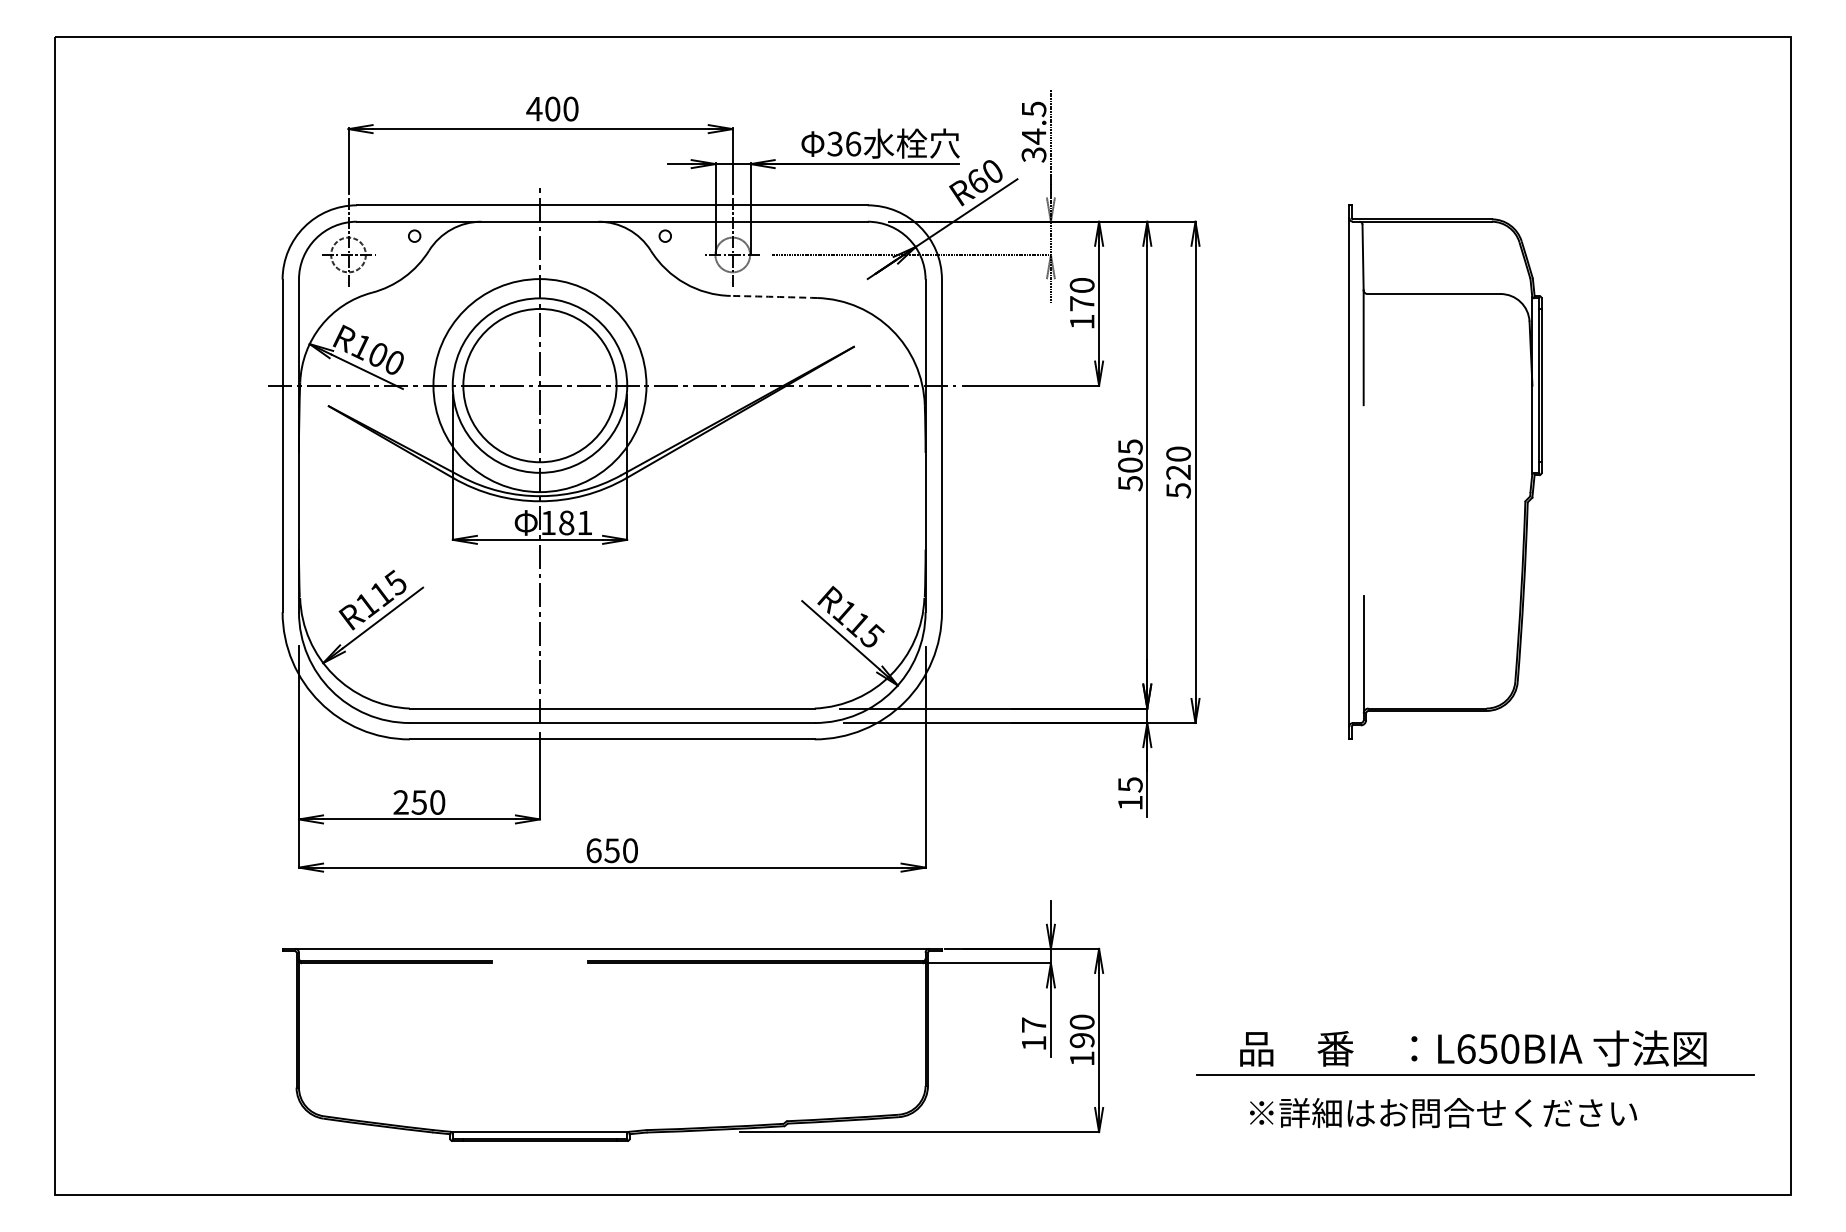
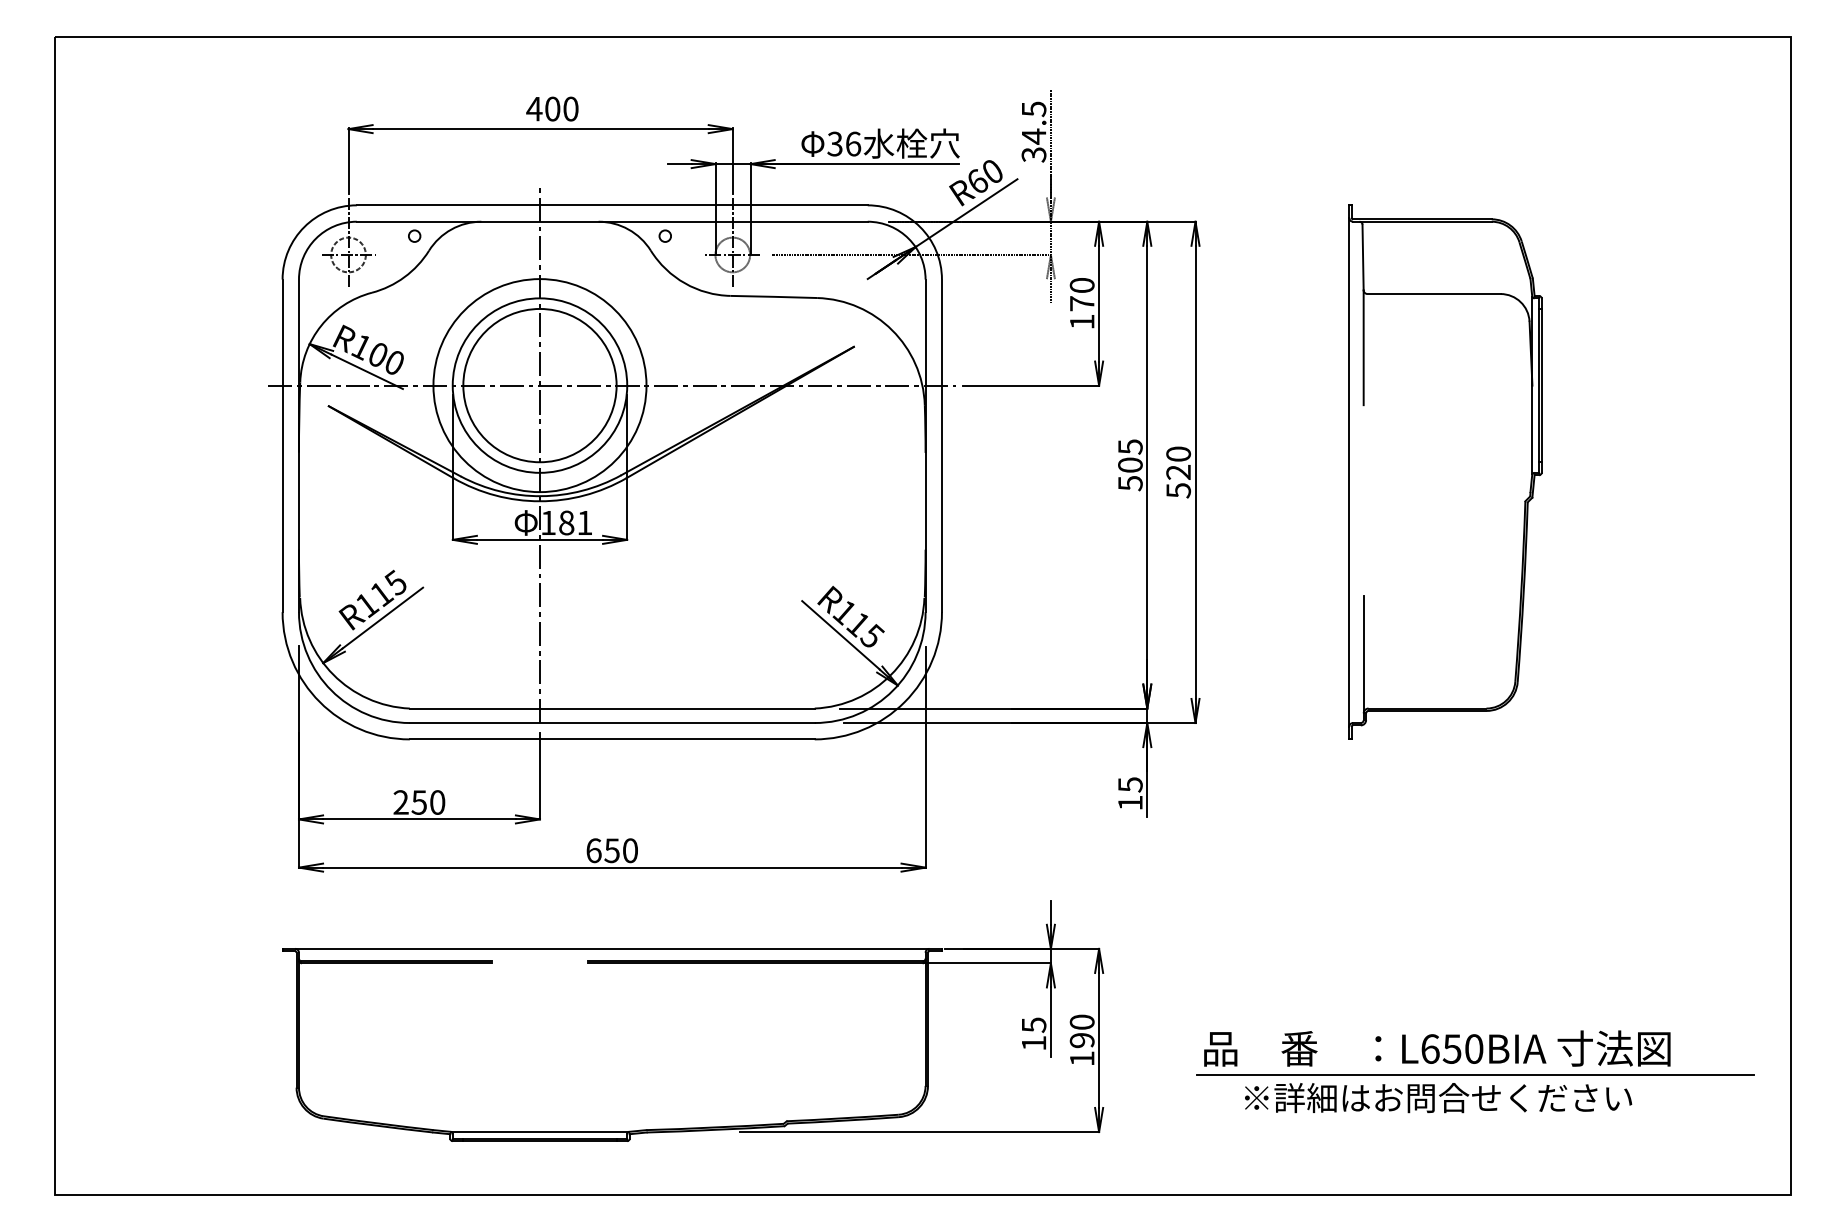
arc: dashed -> solid (773, 296)
text: 17 -> 15 (1034, 1025)
text position: (1473, 1048) -> (1437, 1048) (1437, 1048)
text position: (1443, 1113) -> (1438, 1098) (1438, 1098)
